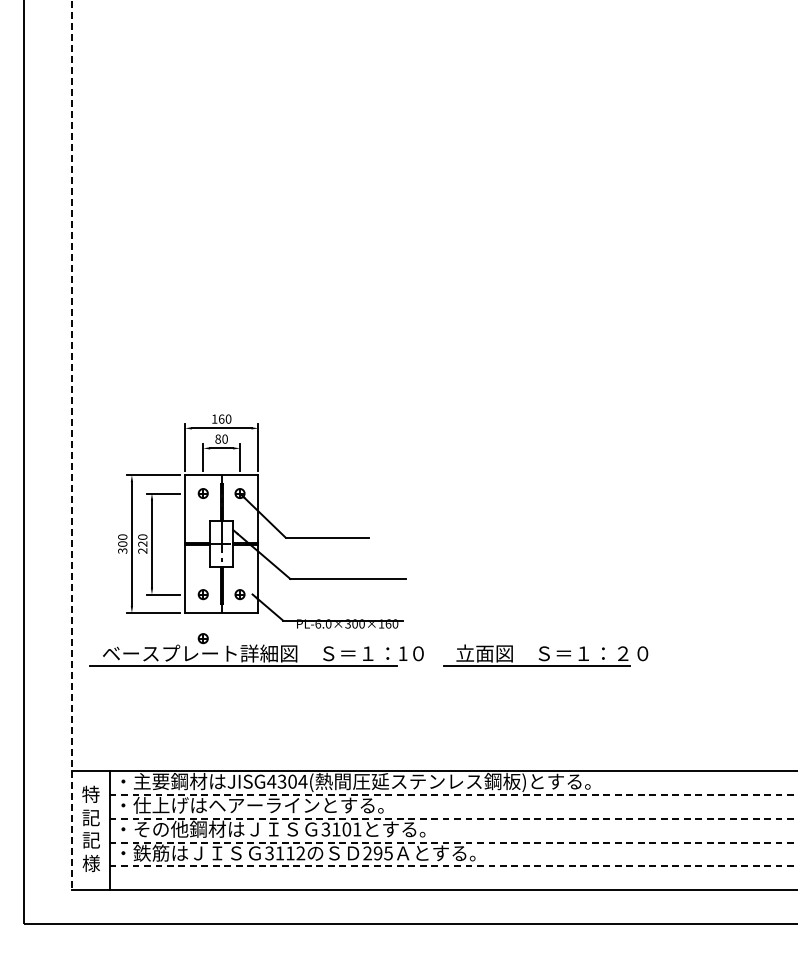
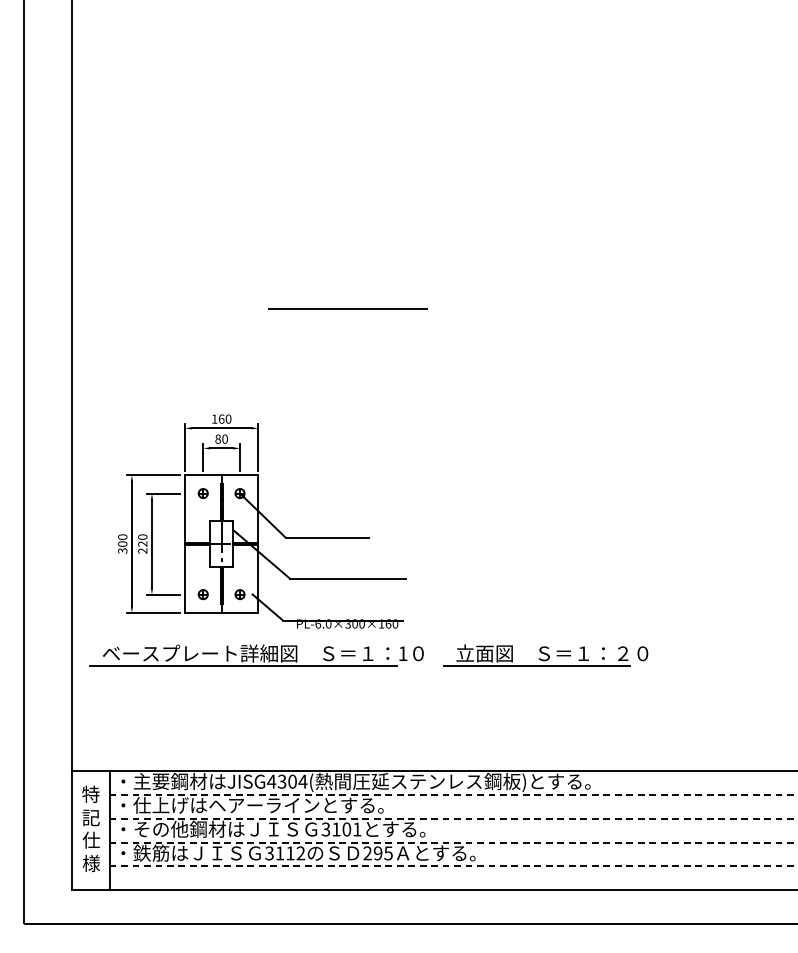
line: none -> present (347, 308)
line: dashed -> solid (72, 445)
part: present -> none (202, 638)
text: 記 -> 仕 (91, 839)
